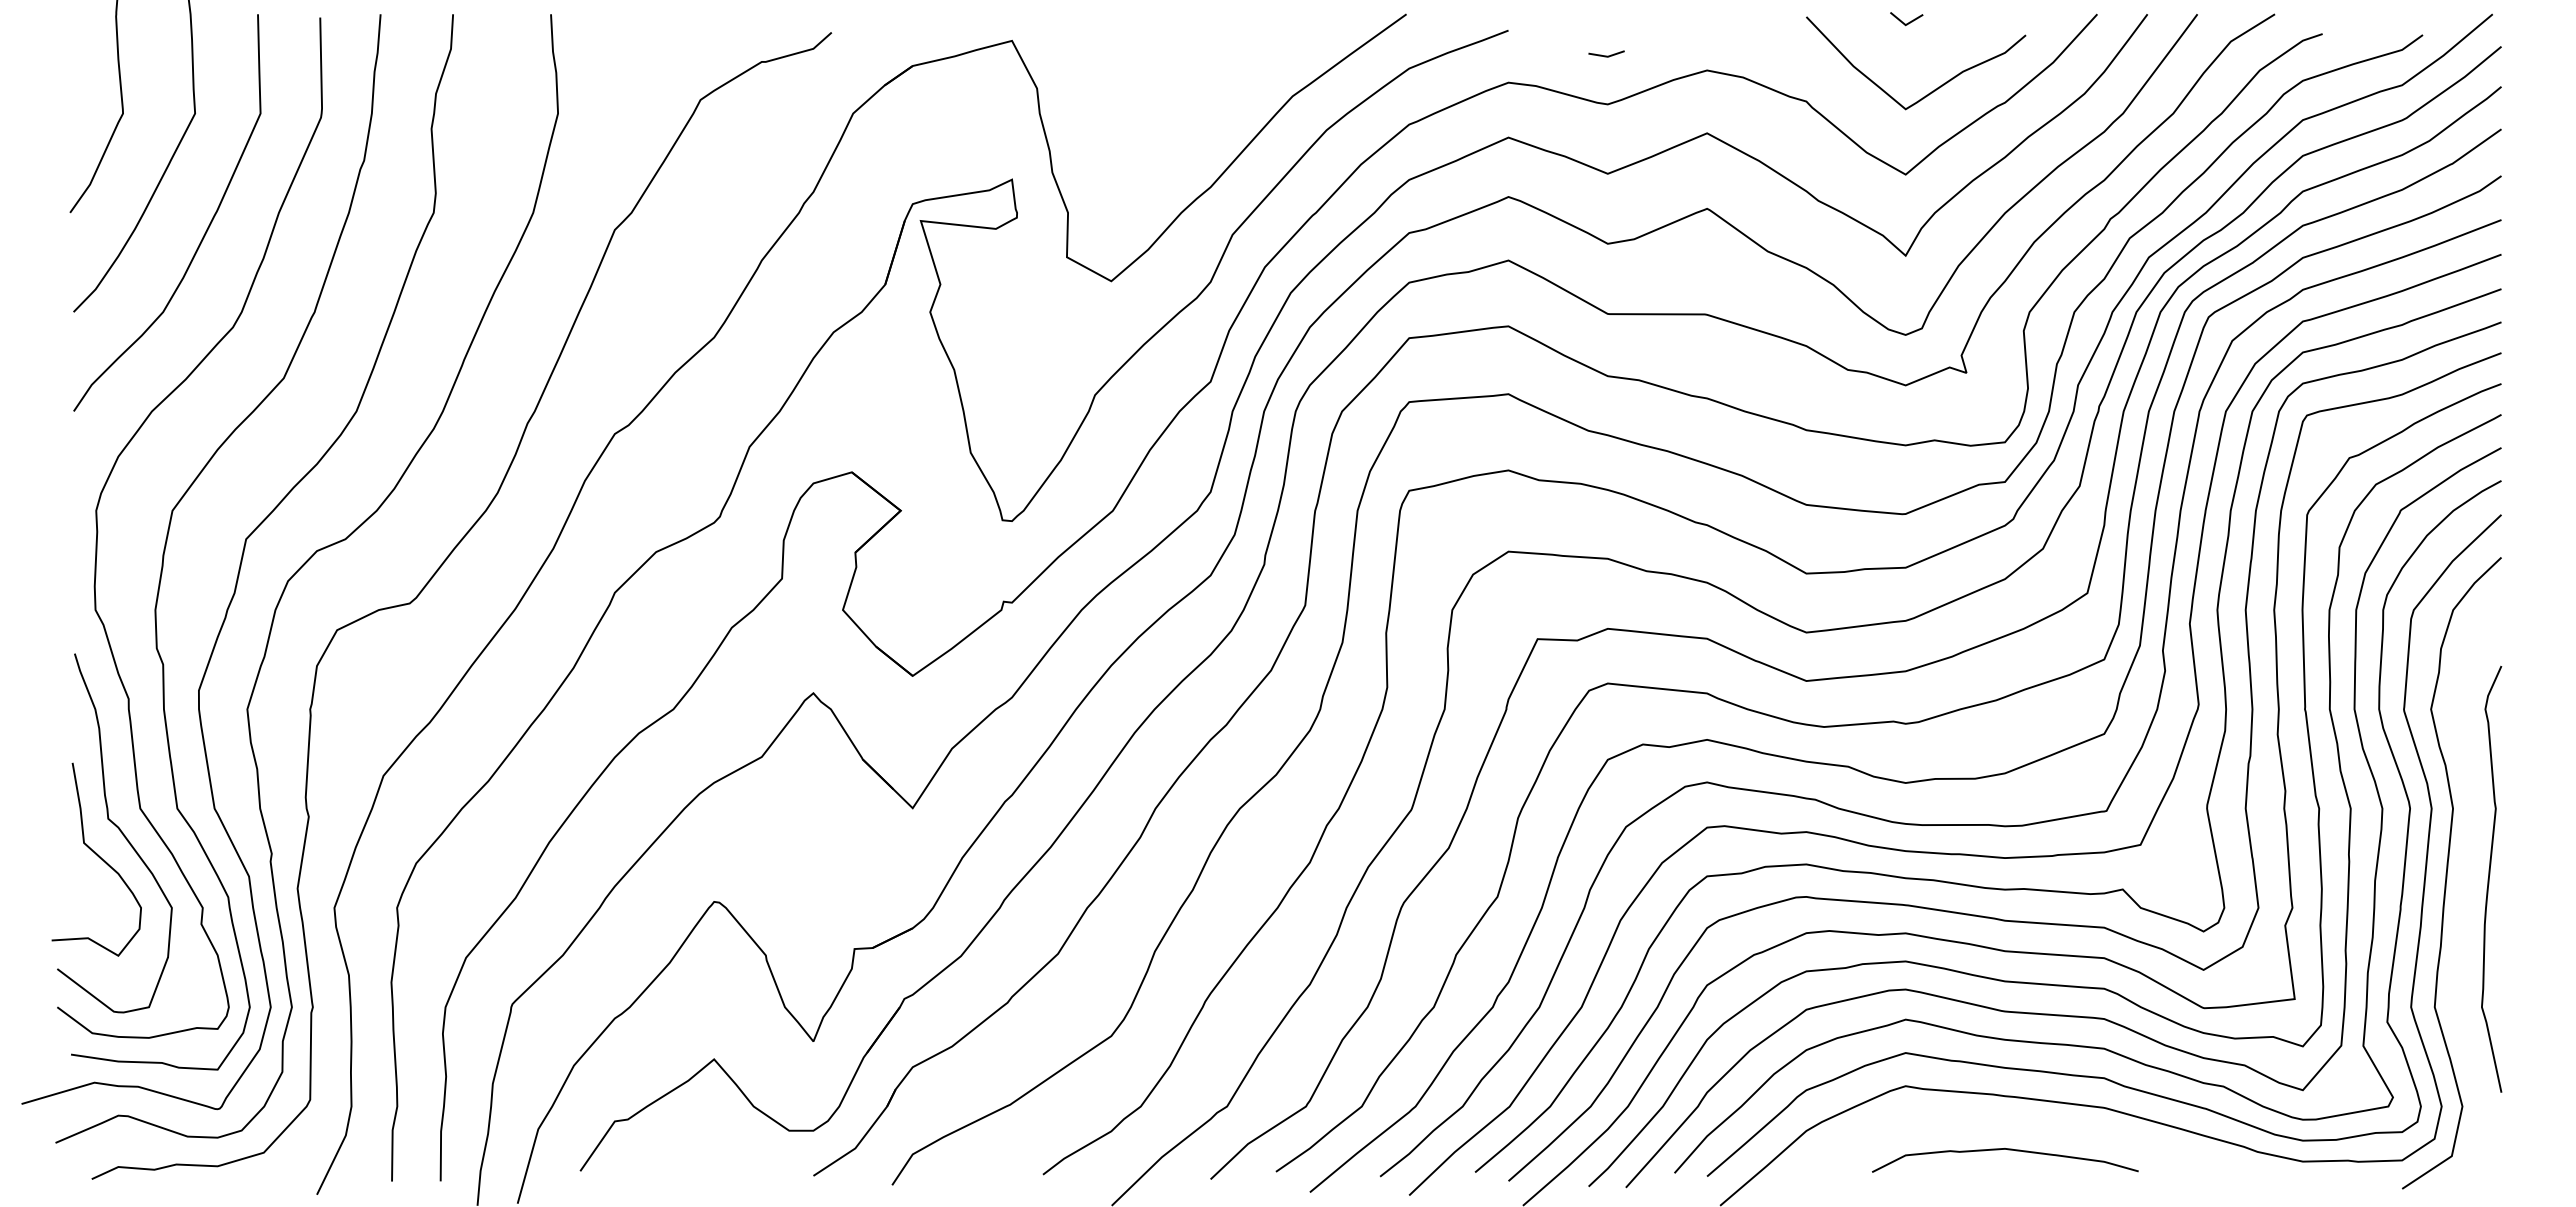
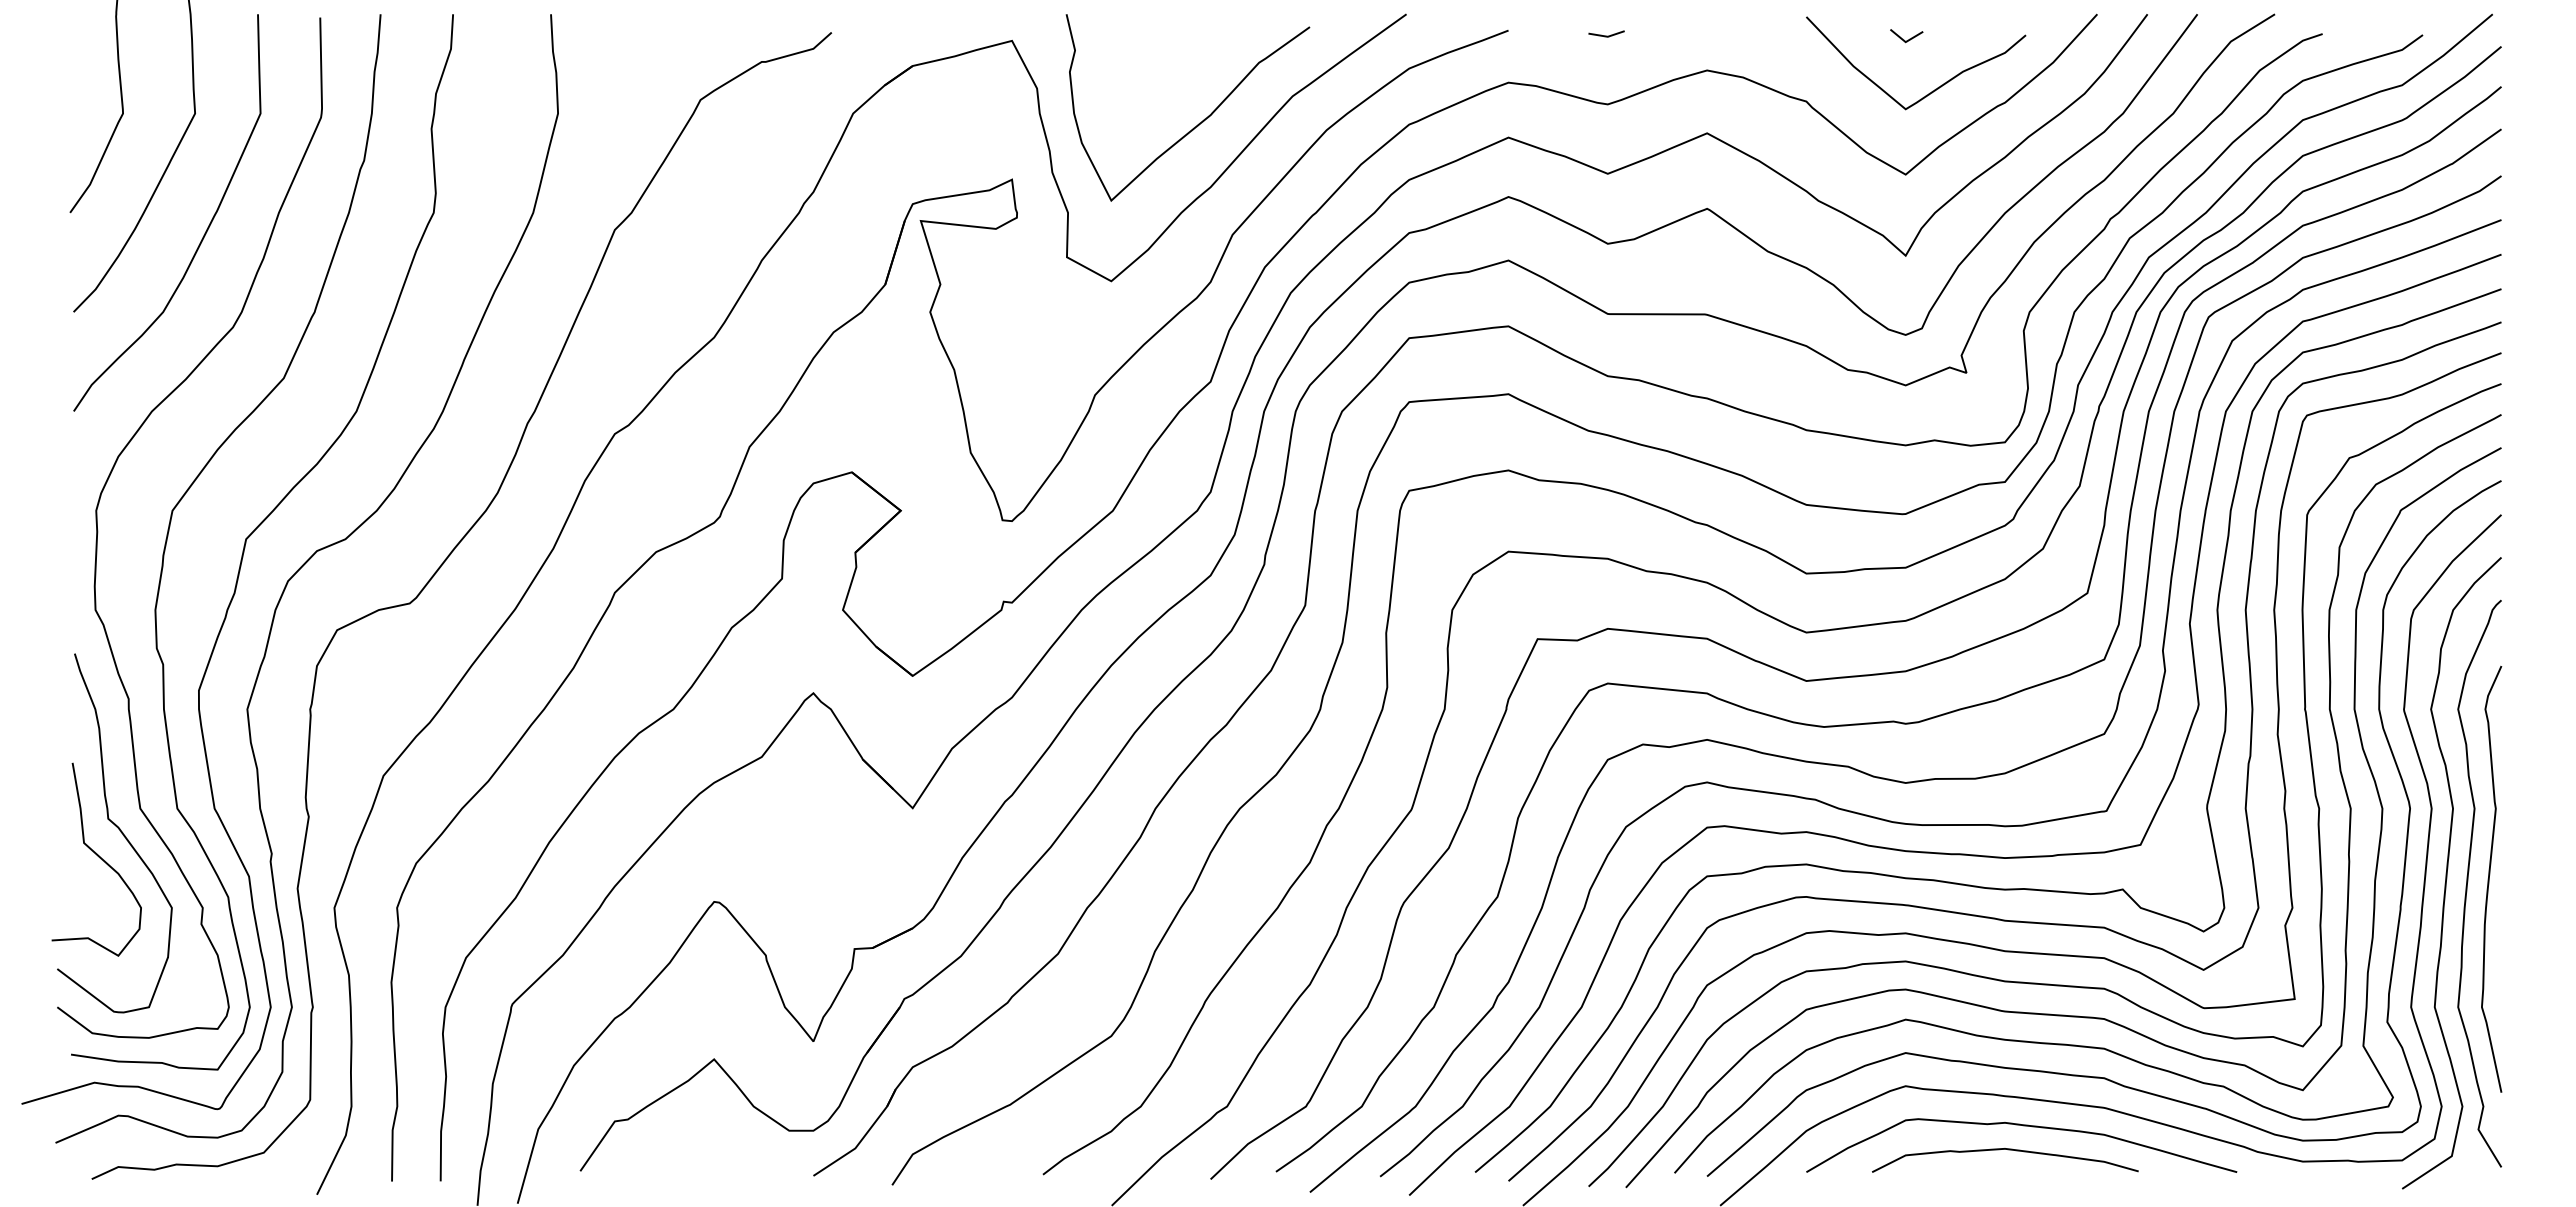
line position: (1909, 21) -> (1909, 38) (1909, 38)
line position: (1606, 55) -> (1606, 35) (1606, 35)
curve: none -> present (1199, 122)
curve: none -> present (2468, 881)
curve: none -> present (2023, 1126)
